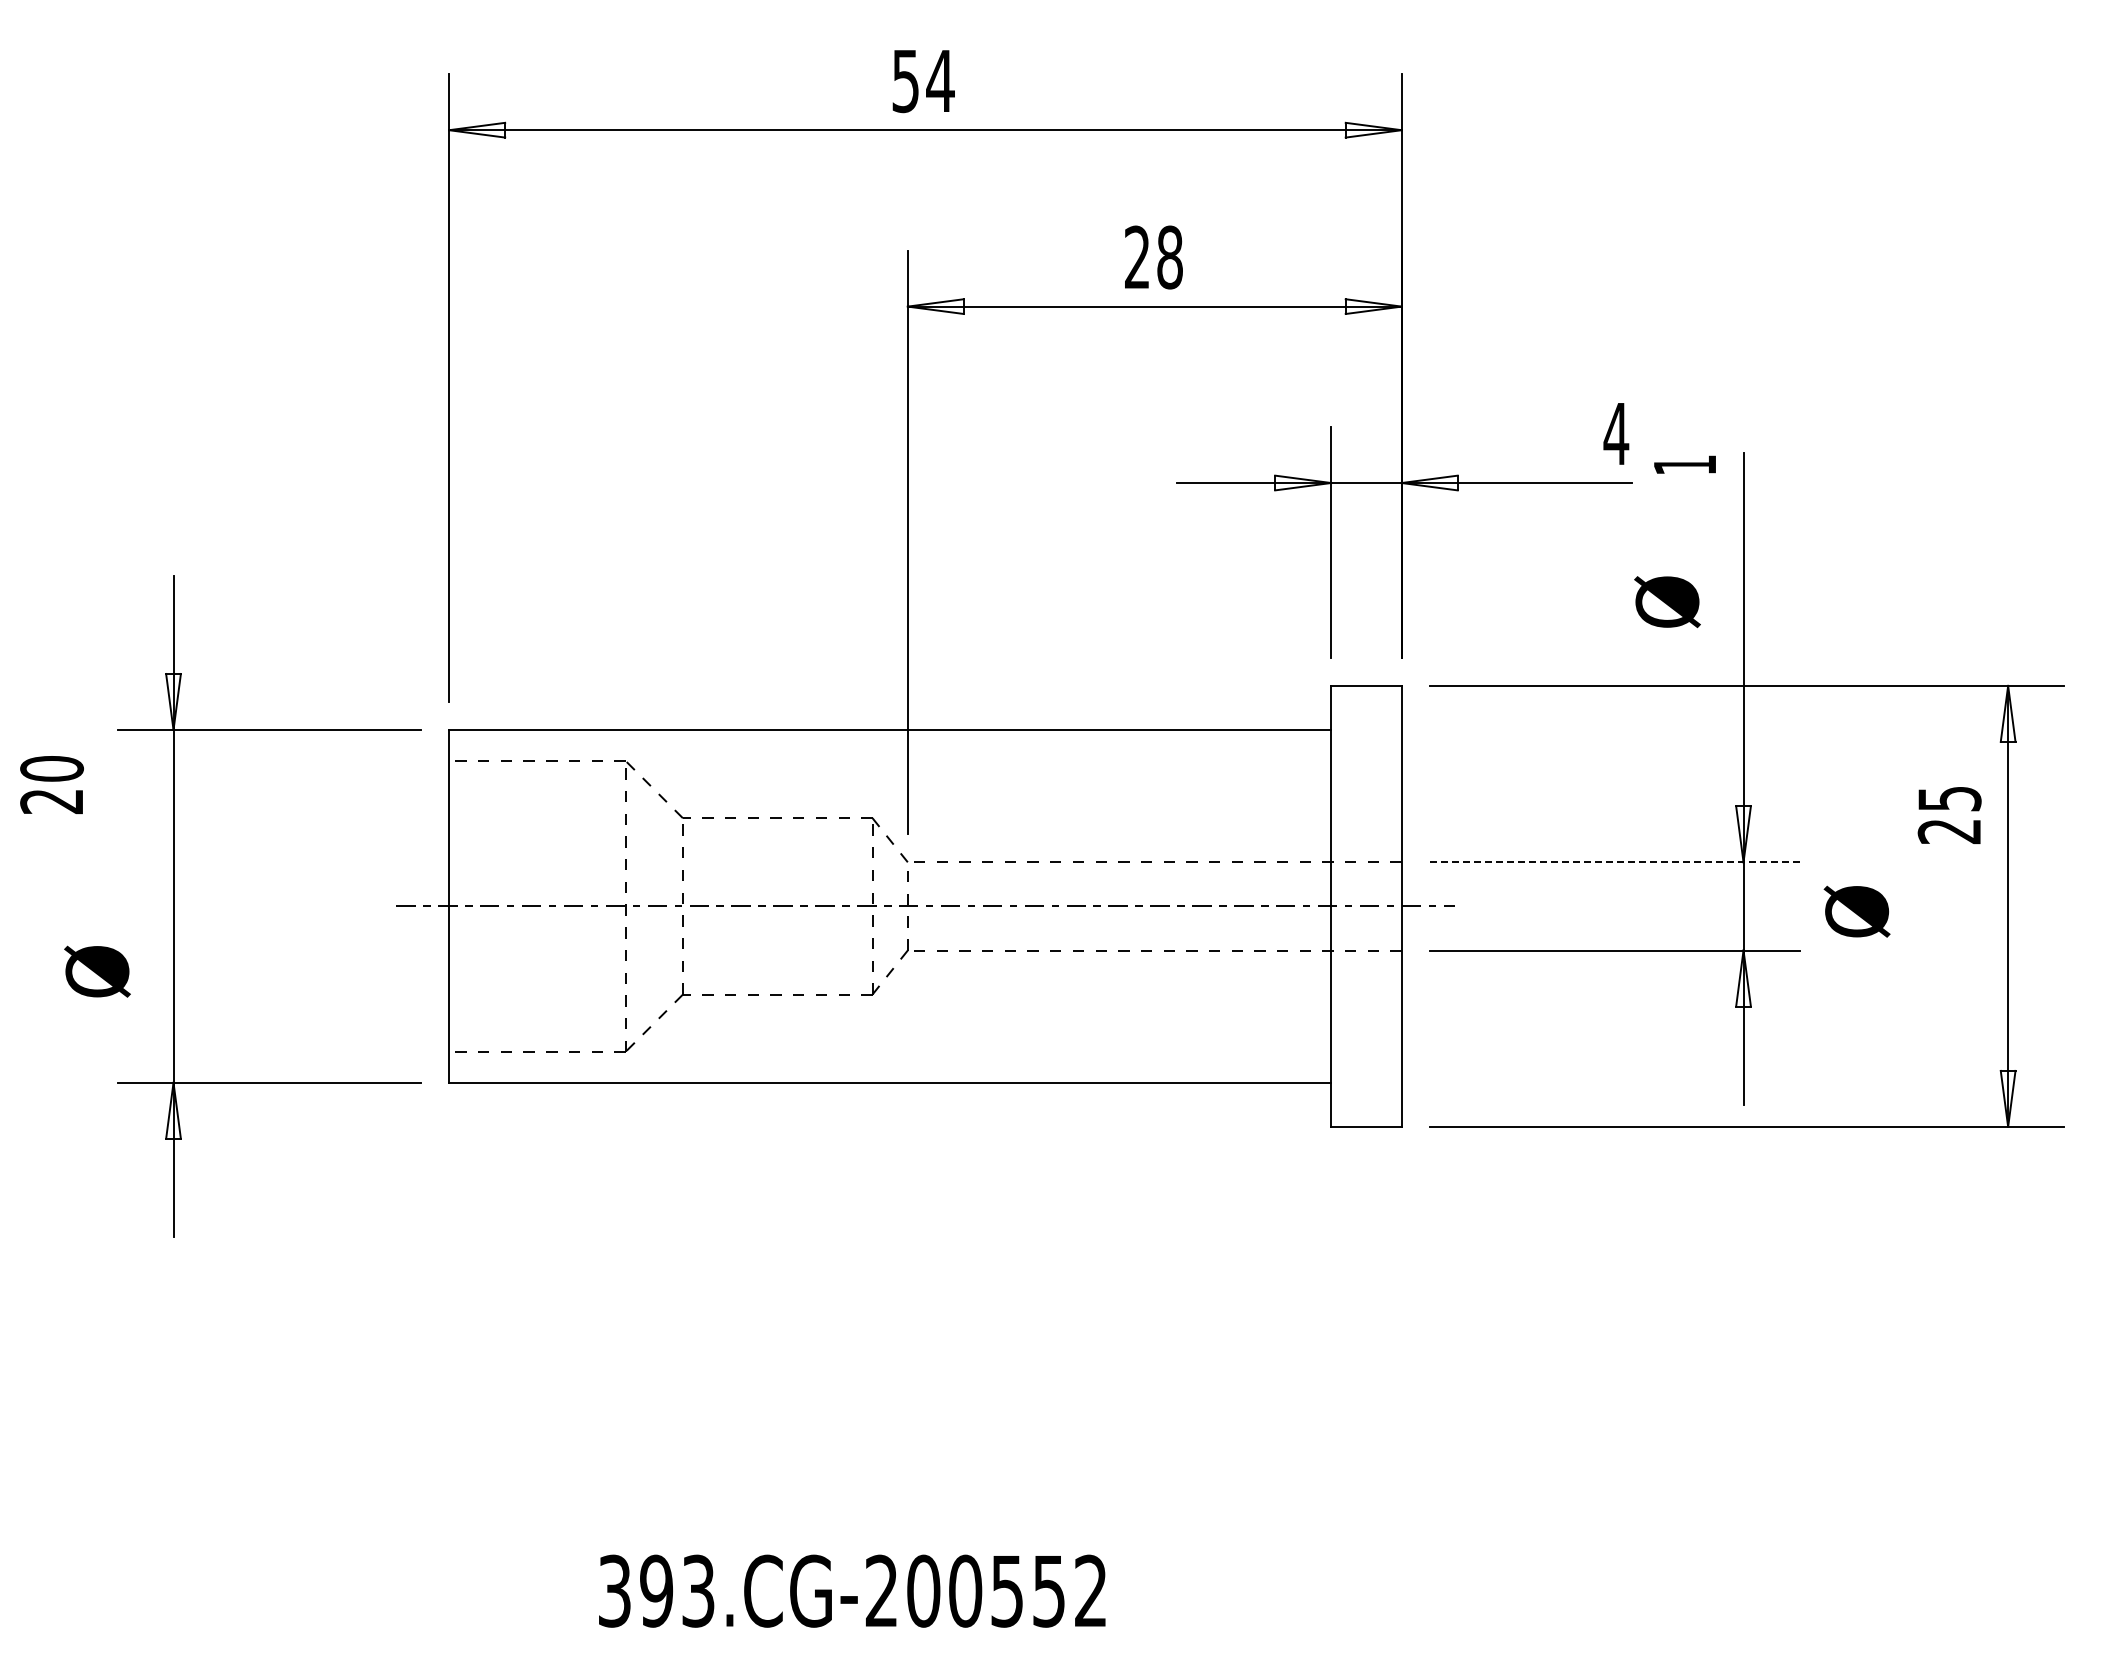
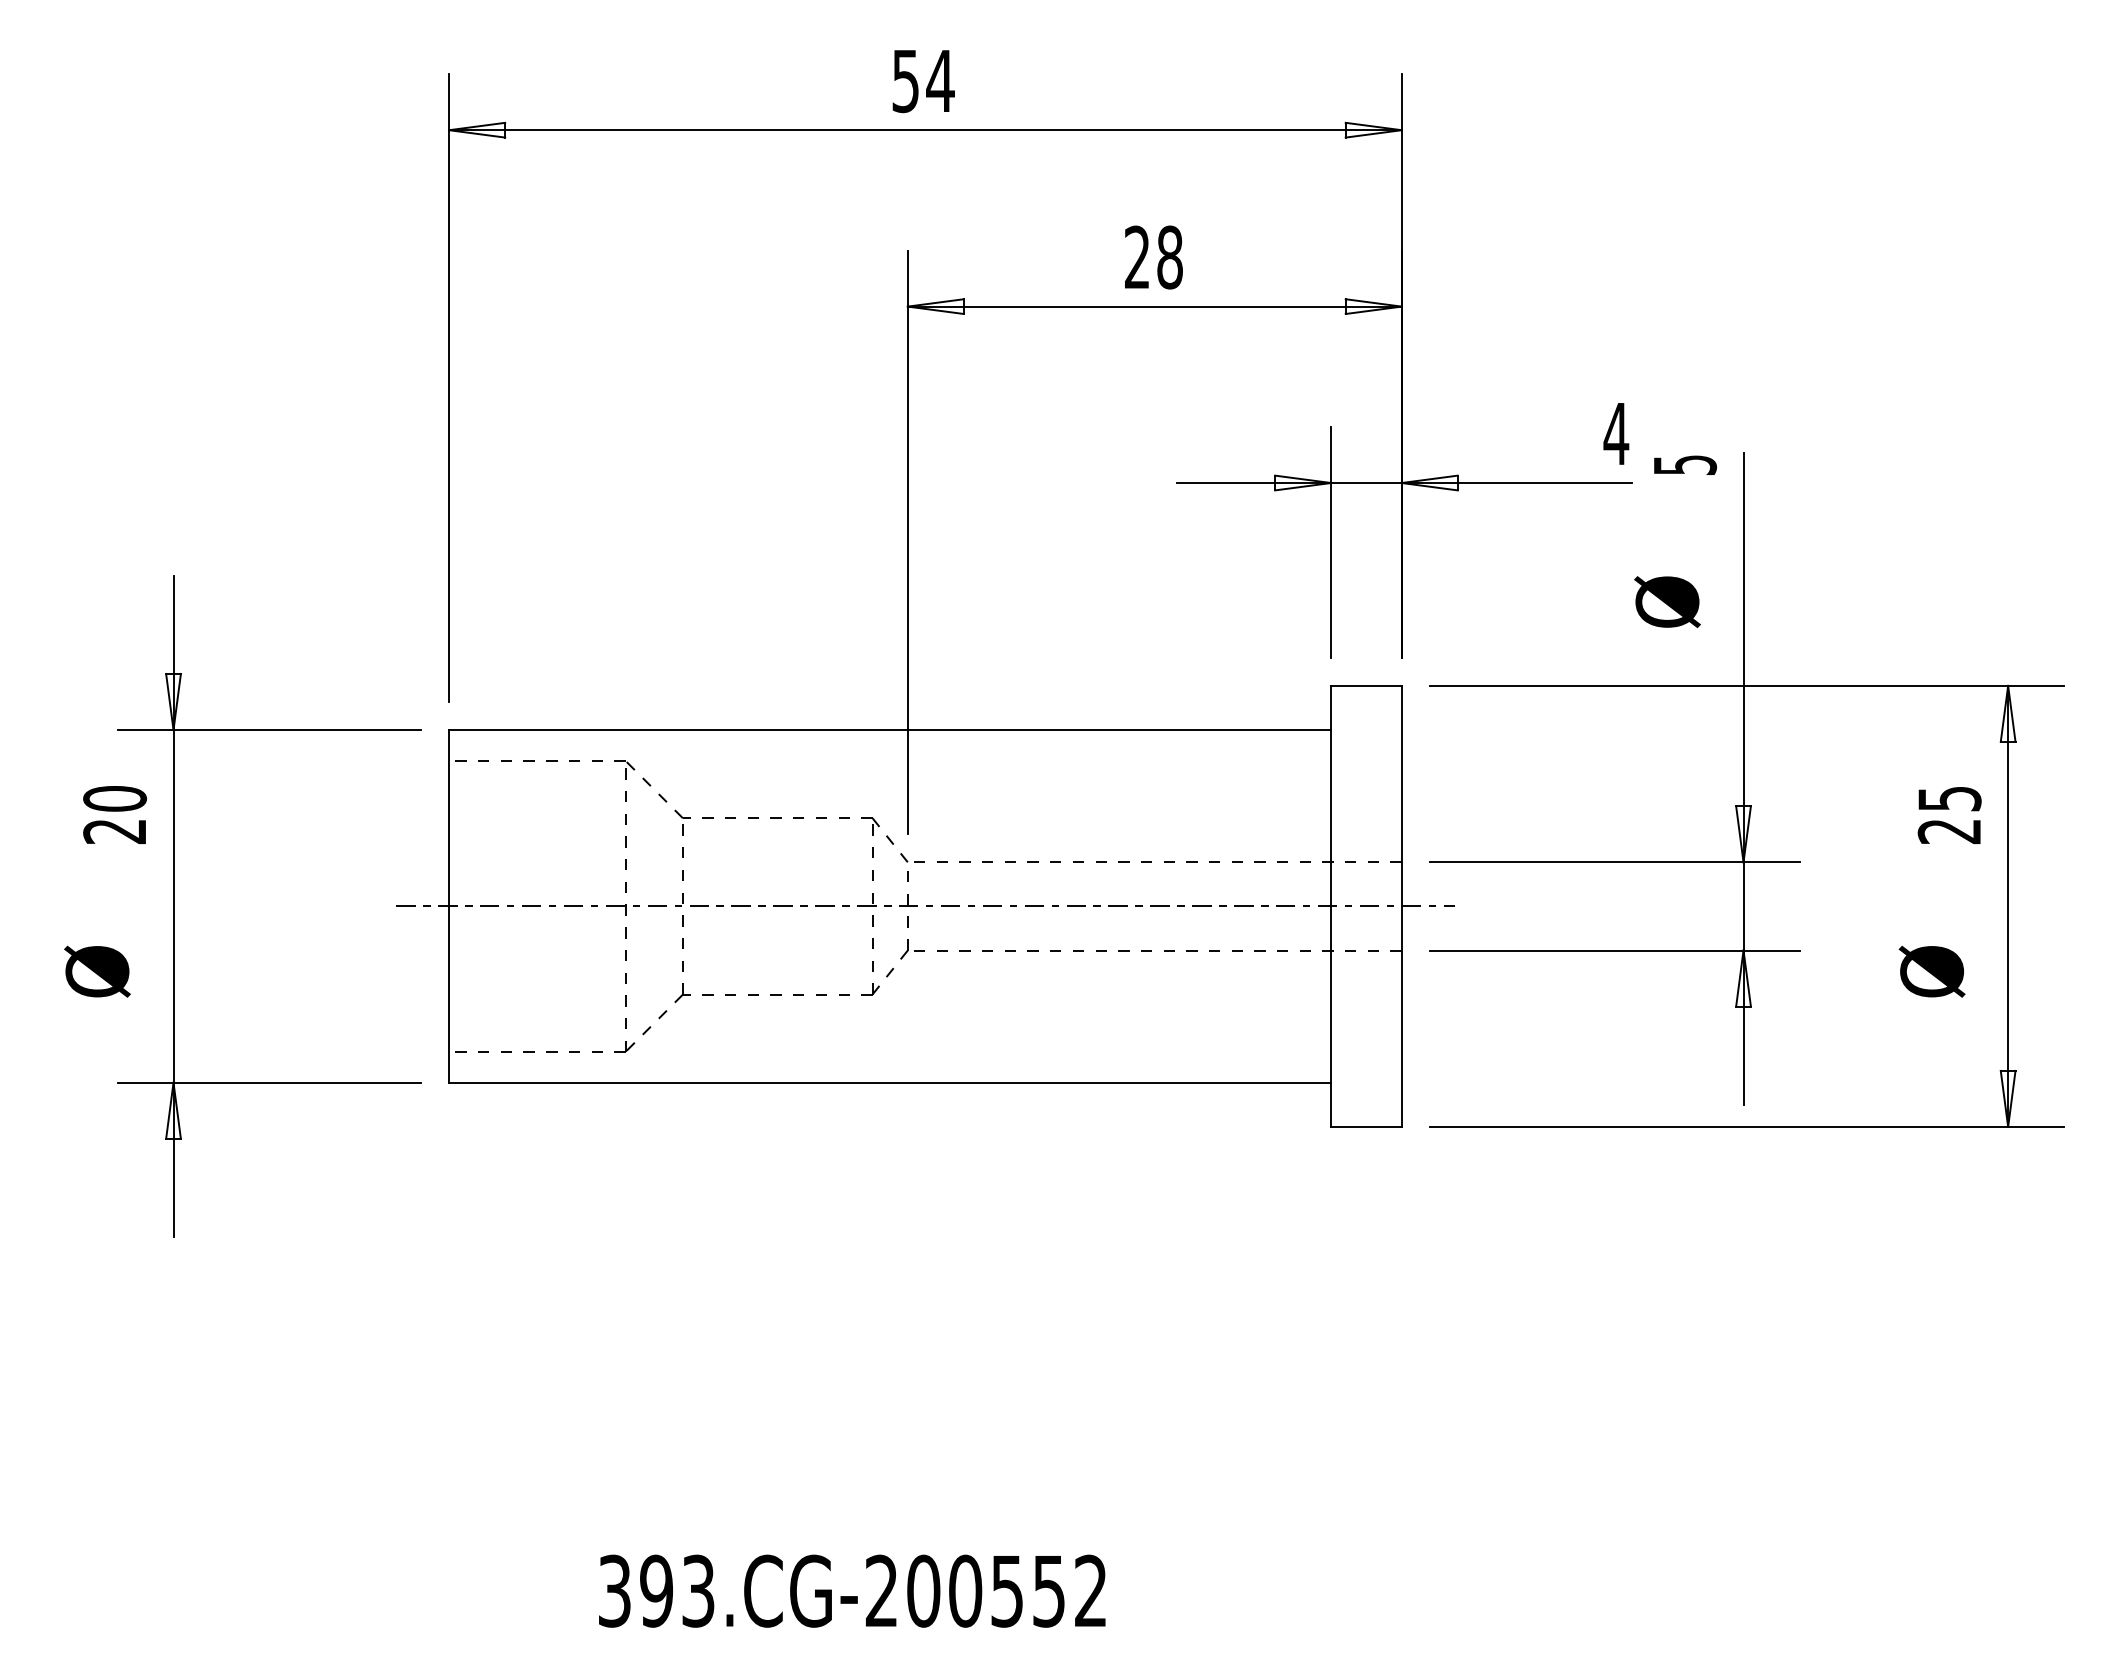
text: 1 -> 5 (1685, 464)
text position: (51, 784) -> (114, 814) (114, 814)
line: dashed -> solid (1614, 862)
text position: (1856, 911) -> (1931, 971) (1931, 971)
